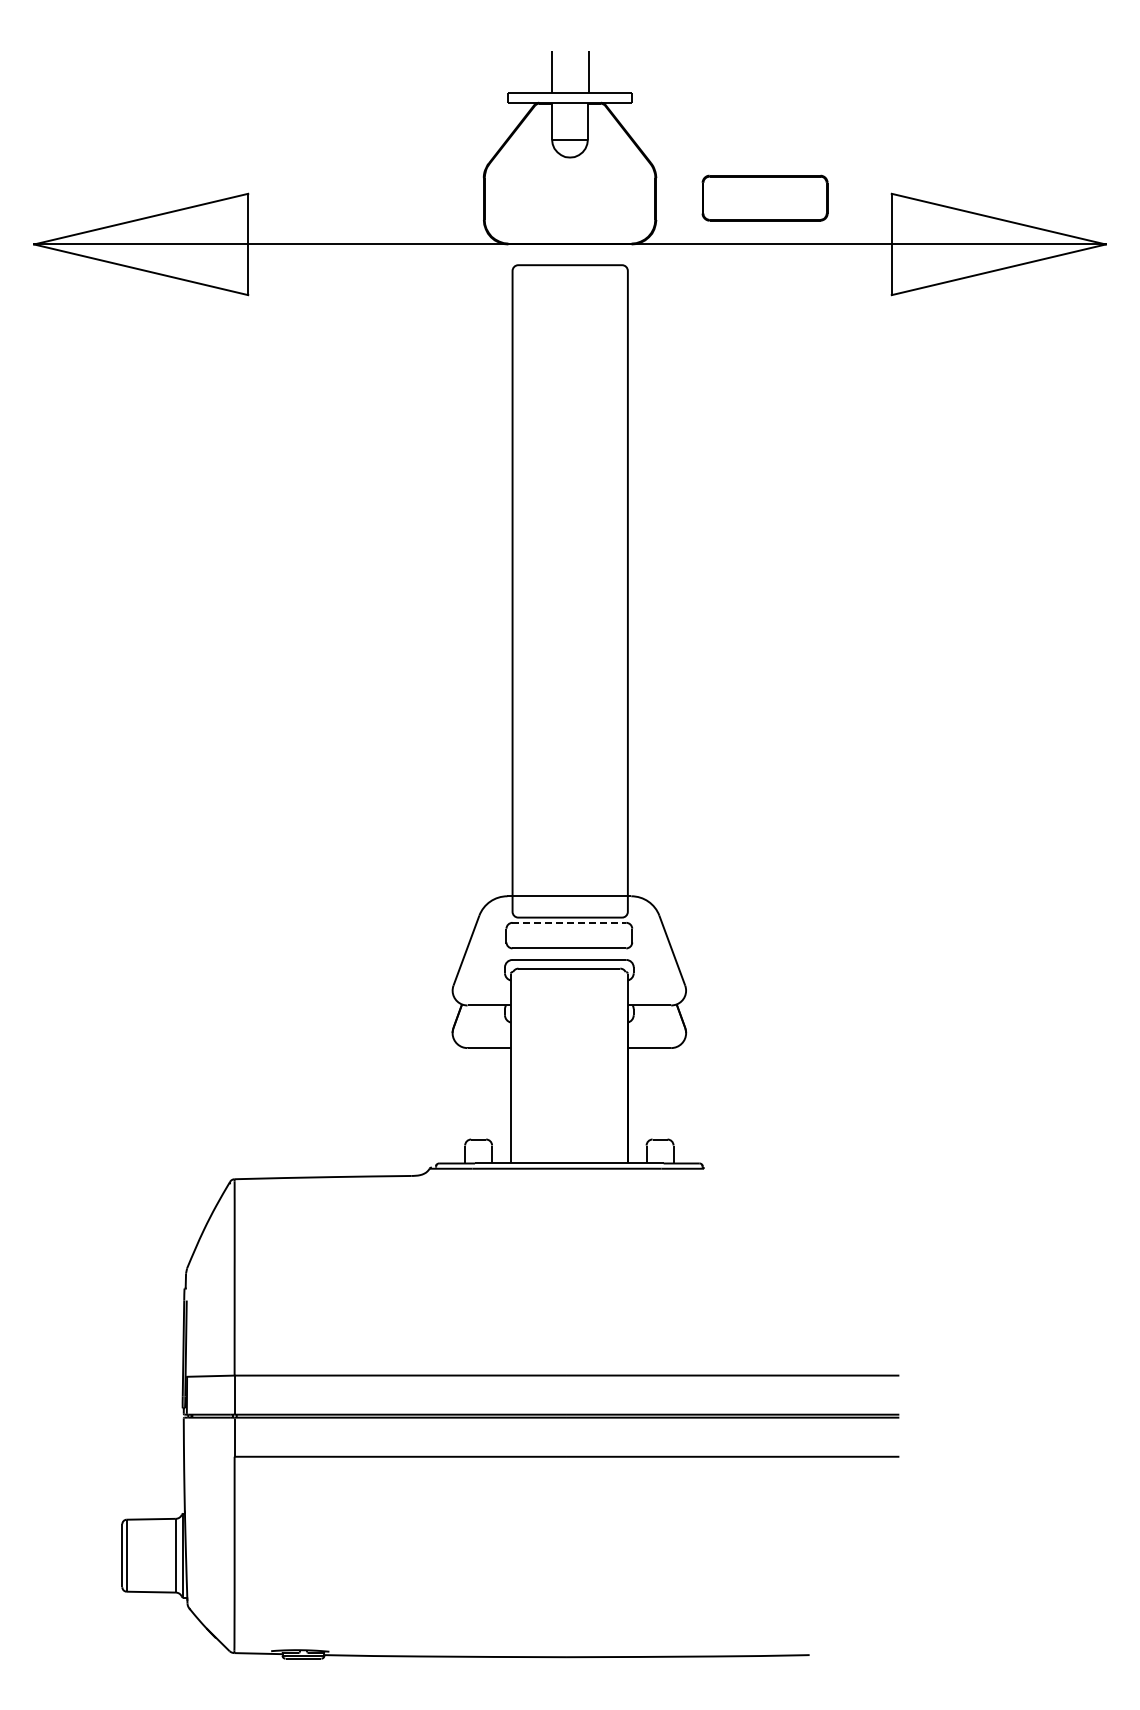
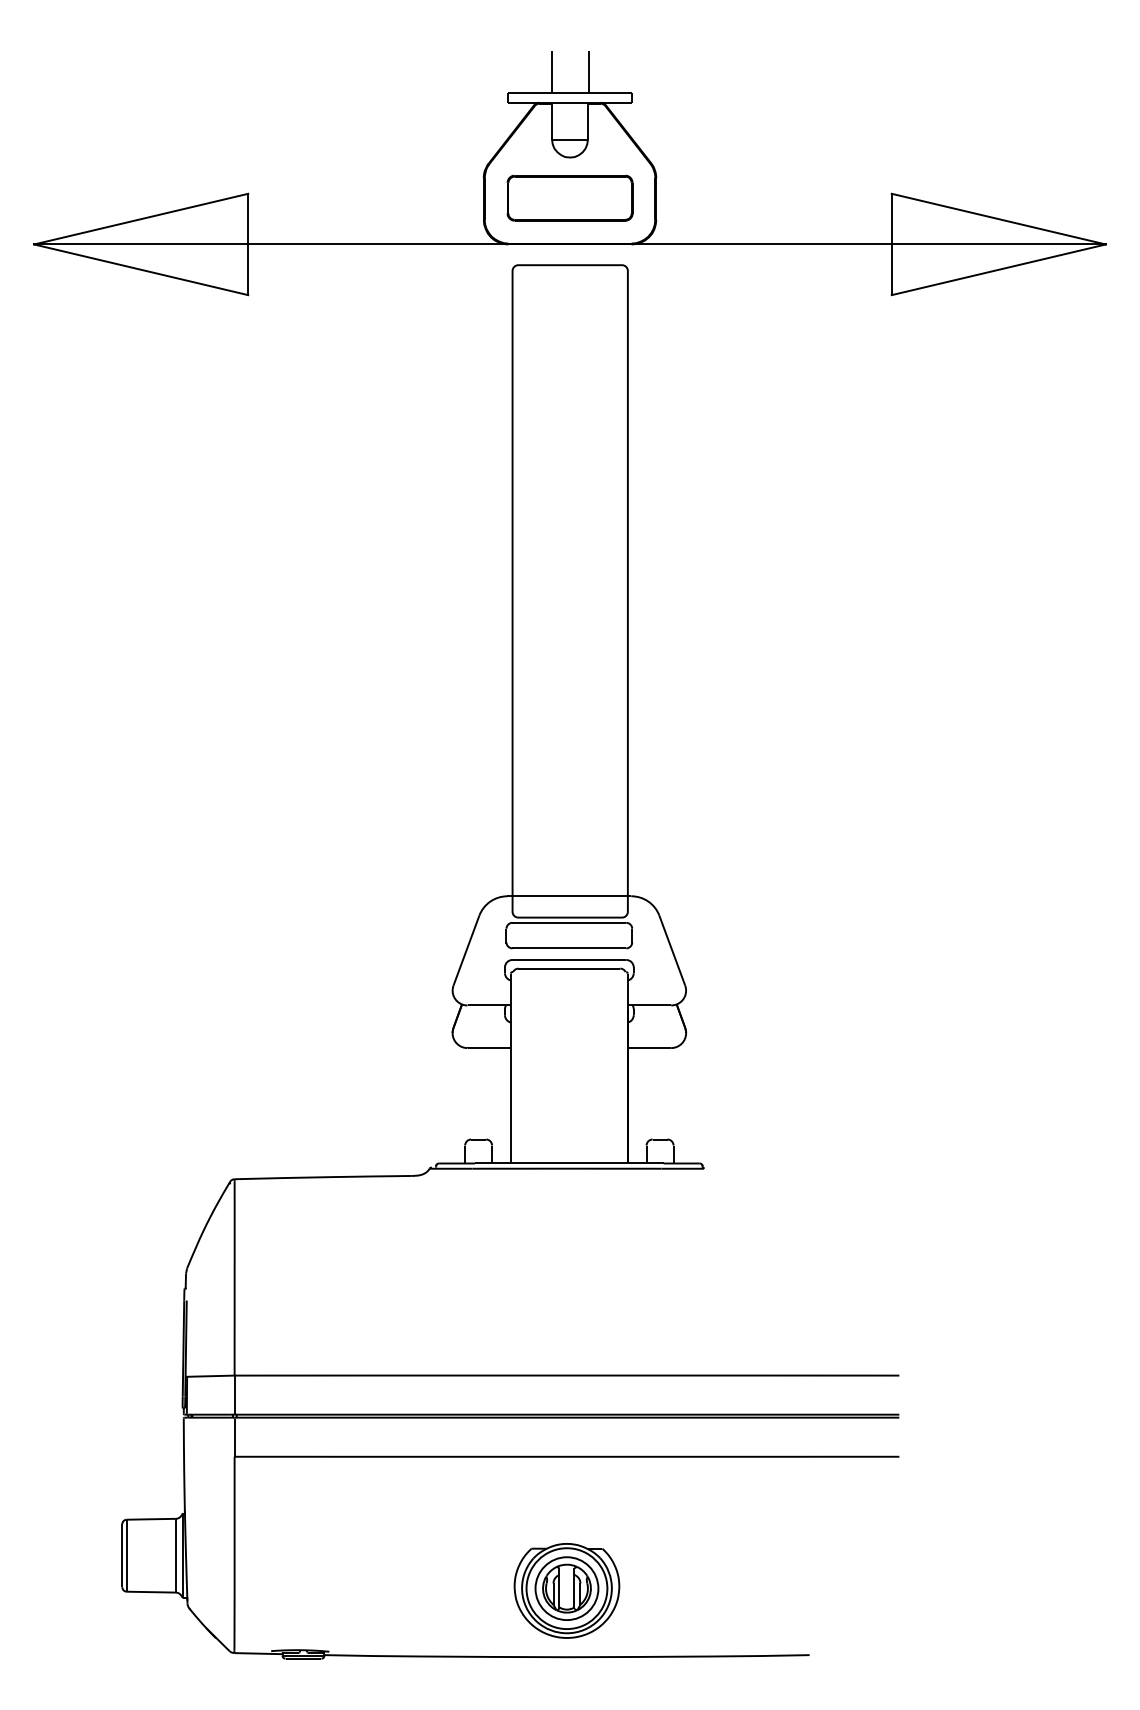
part position: (764, 197) -> (569, 197) (569, 197)
line: dashed -> solid (569, 922)
part: none -> present (566, 1590)
